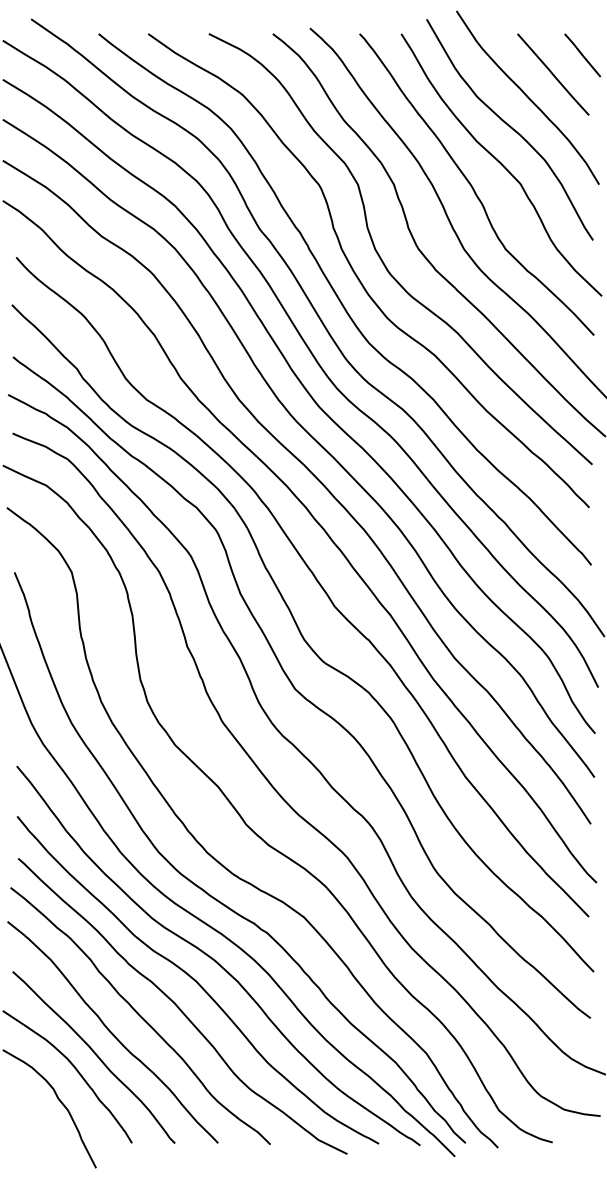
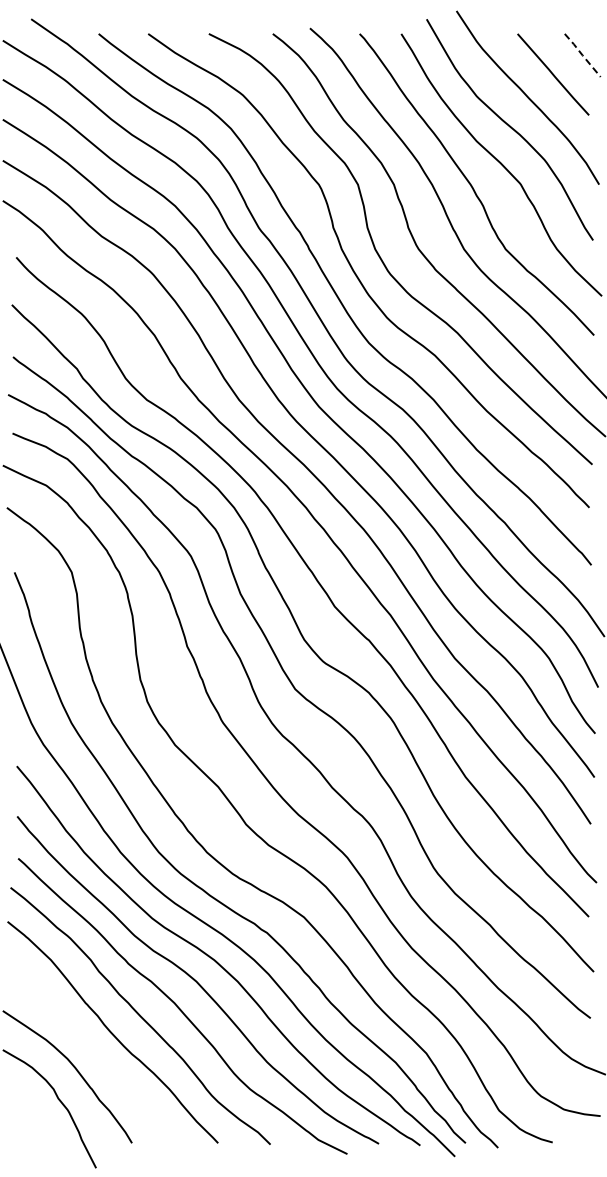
line: solid -> dashed (582, 55)
curve: present -> none (95, 1055)
